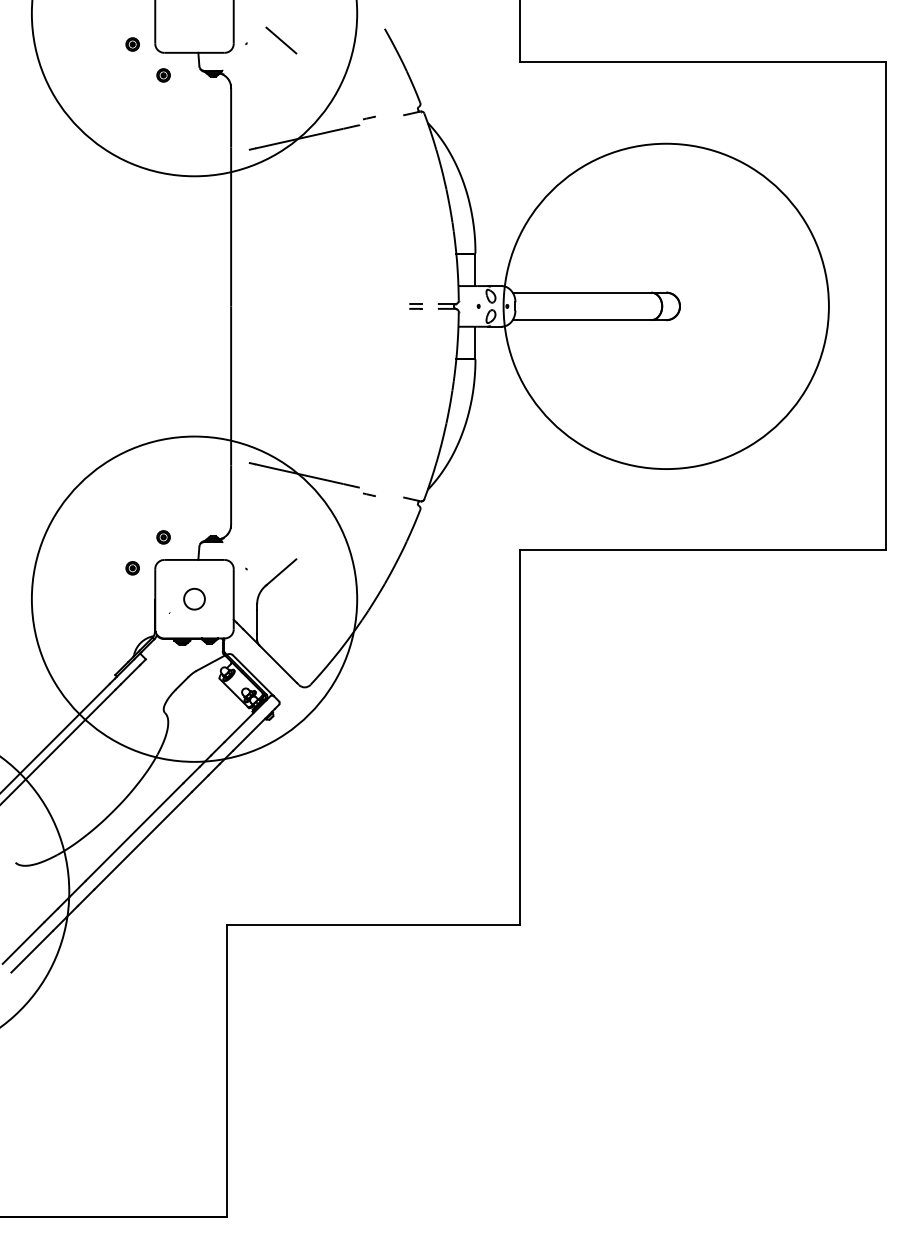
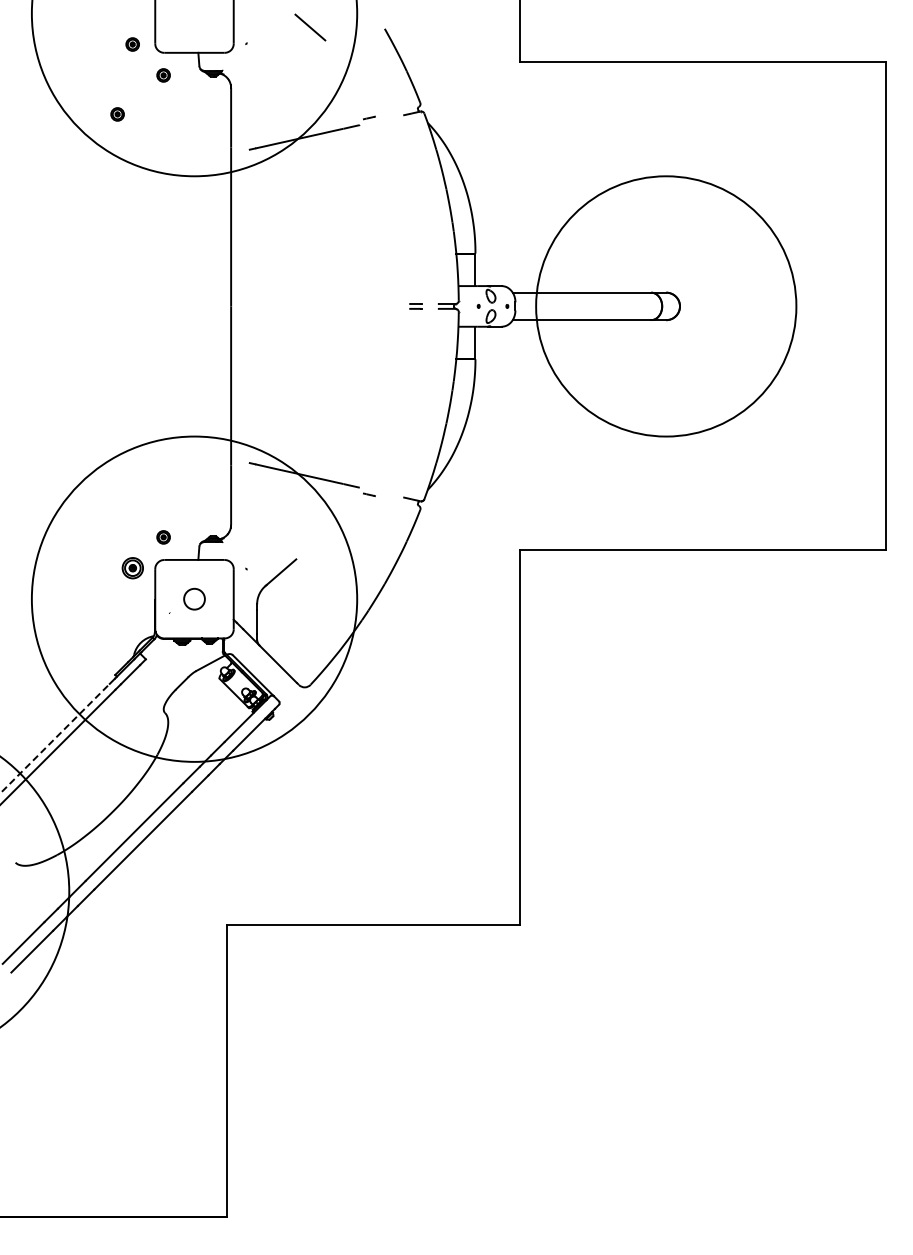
line position: (281, 40) -> (310, 27) (310, 27)
part: none -> present (117, 114)
circle diameter: 325 px -> 260 px (666, 306)
part size: 15x15 px -> 23x23 px (132, 568)
line: solid -> dashed (55, 738)
